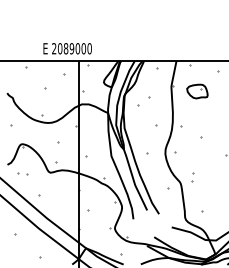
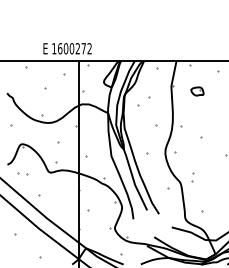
text: 2089000 -> 1600272 (71, 48)
part size: 23x17 px -> 15x11 px (197, 91)
